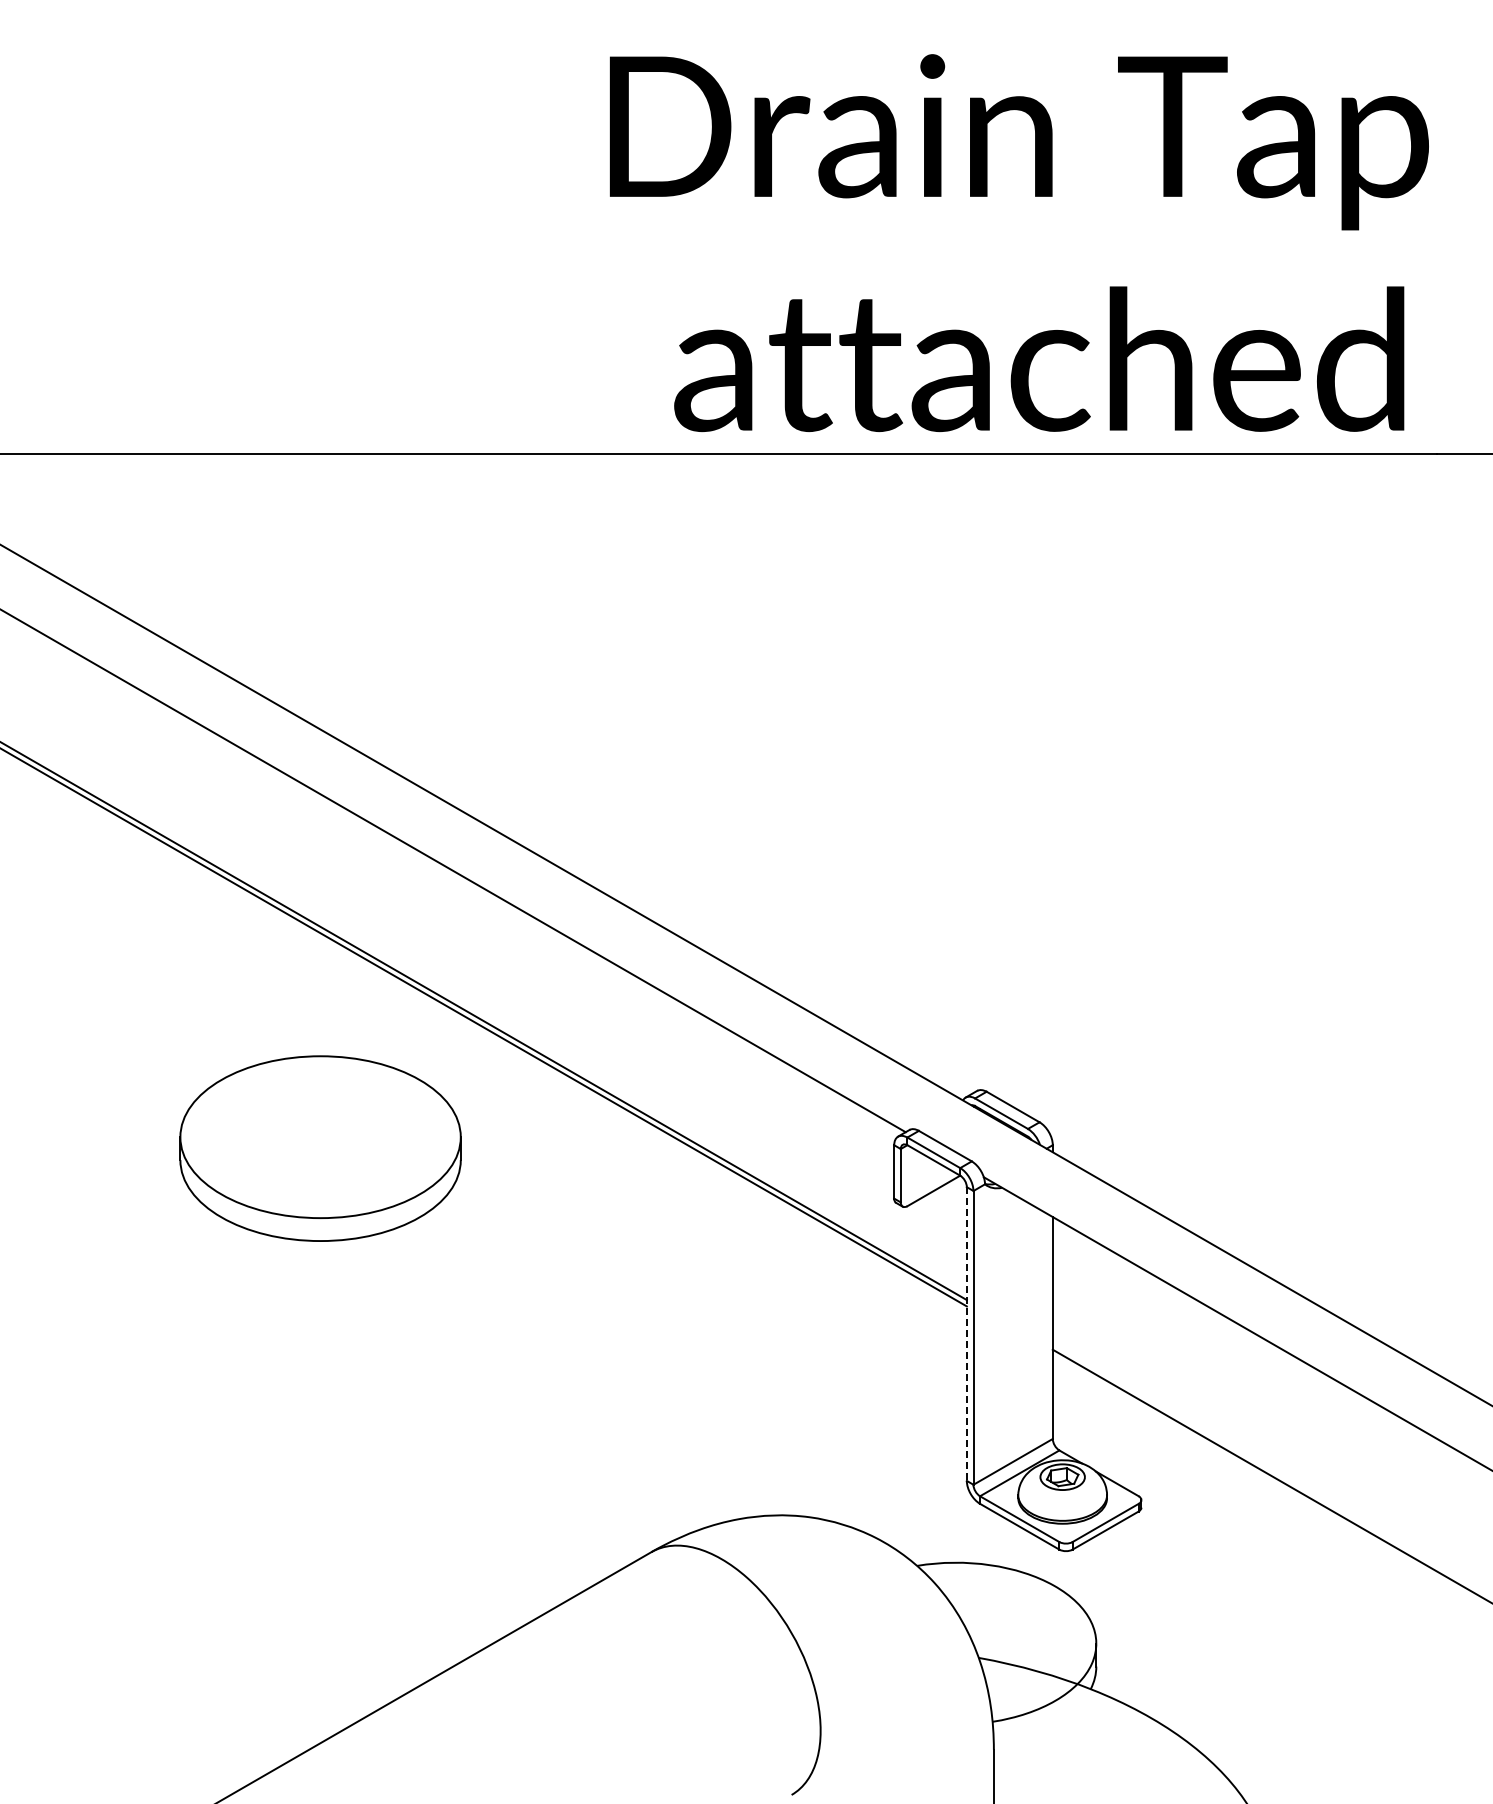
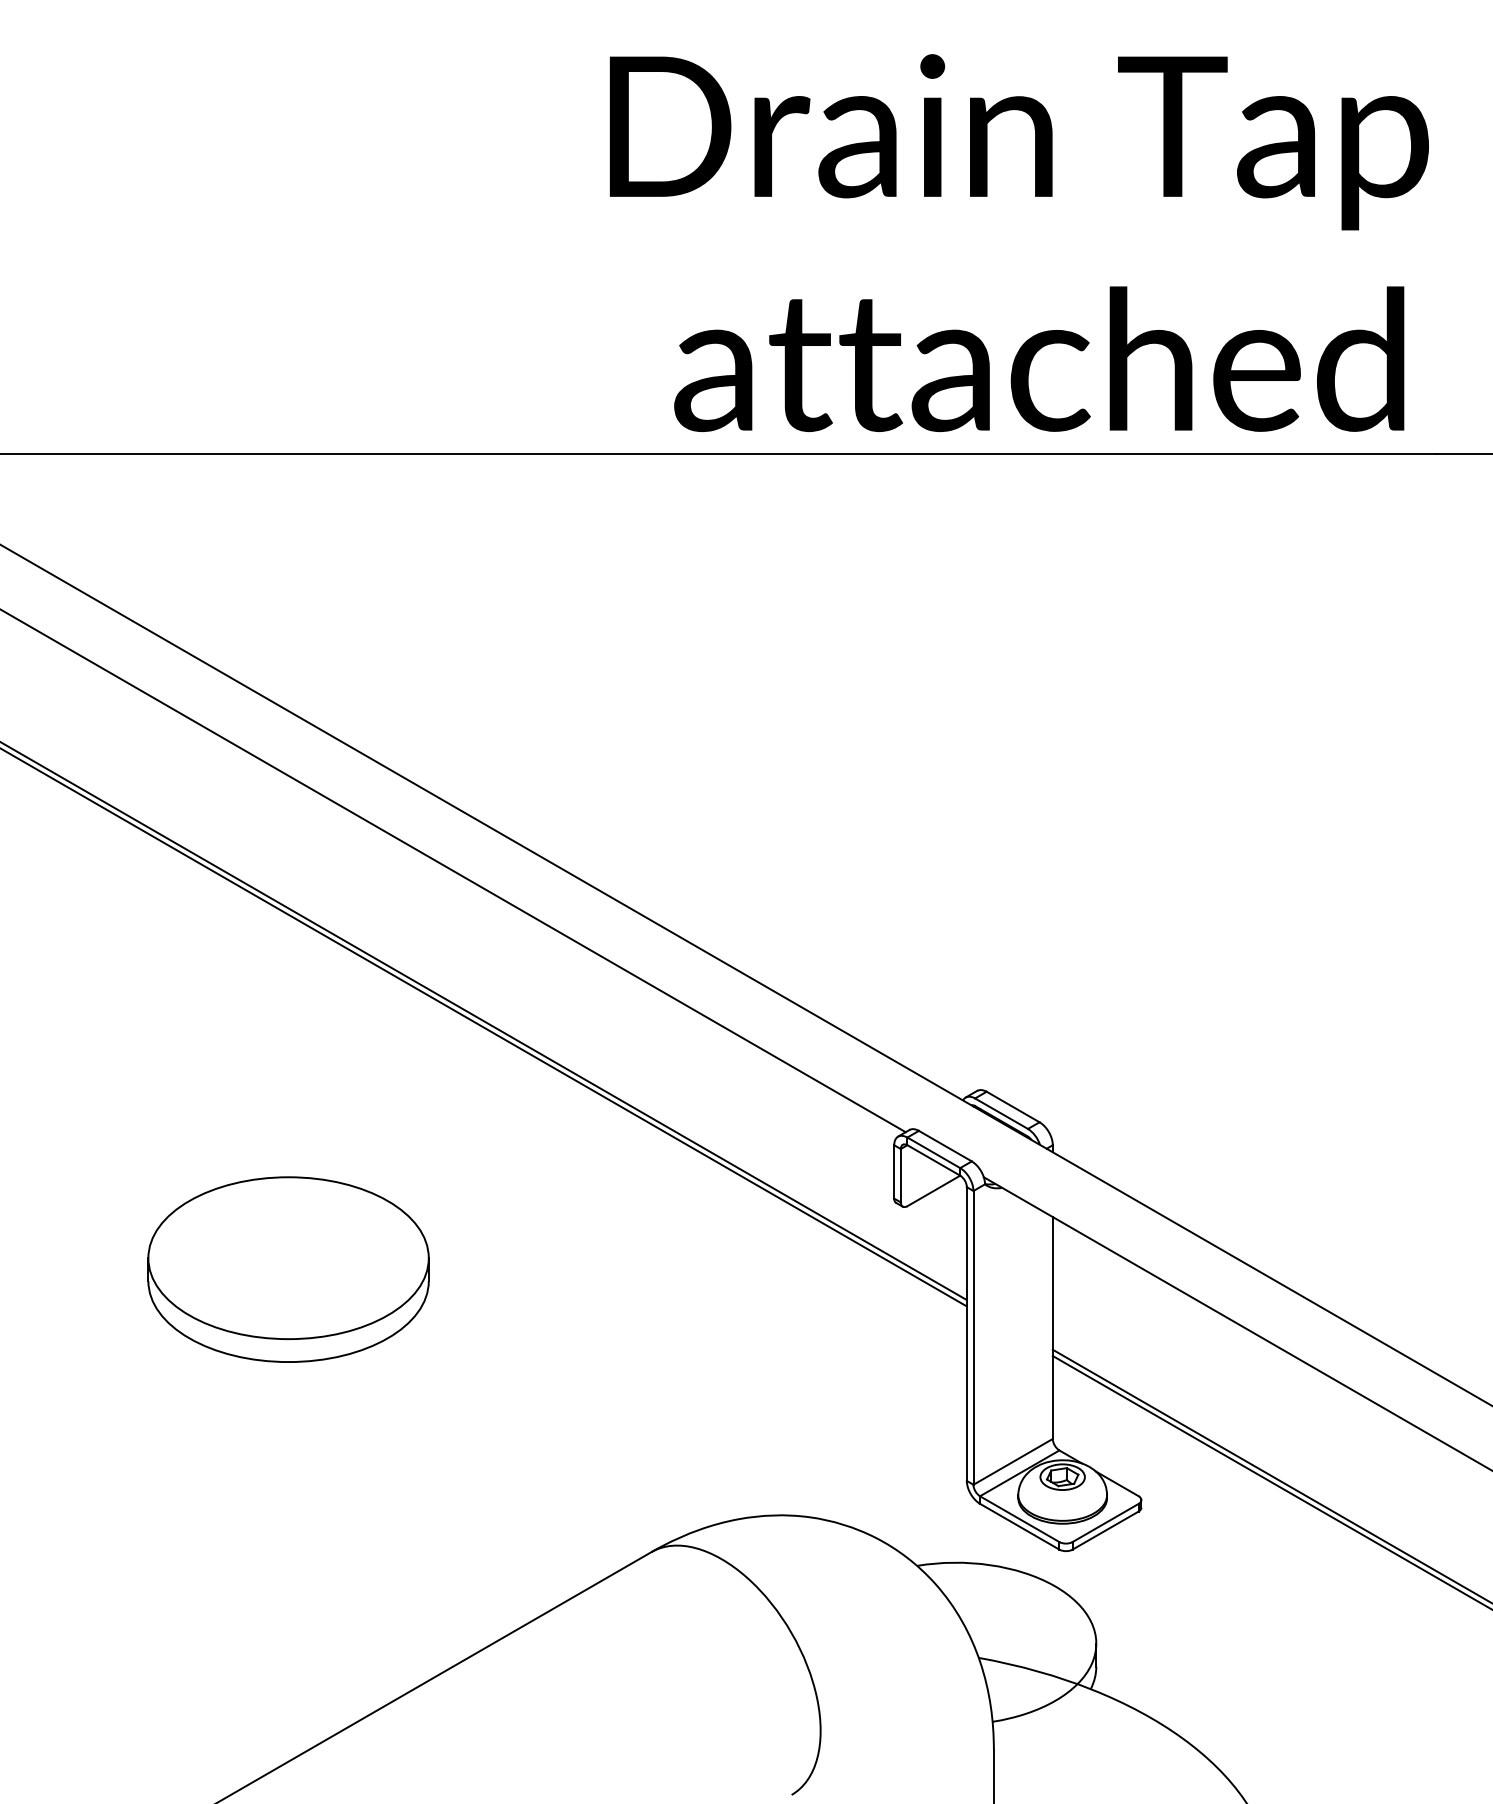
part position: (320, 1148) -> (288, 1269) (288, 1269)
line: dashed -> solid (966, 1334)
line: none -> present (1270, 1481)
